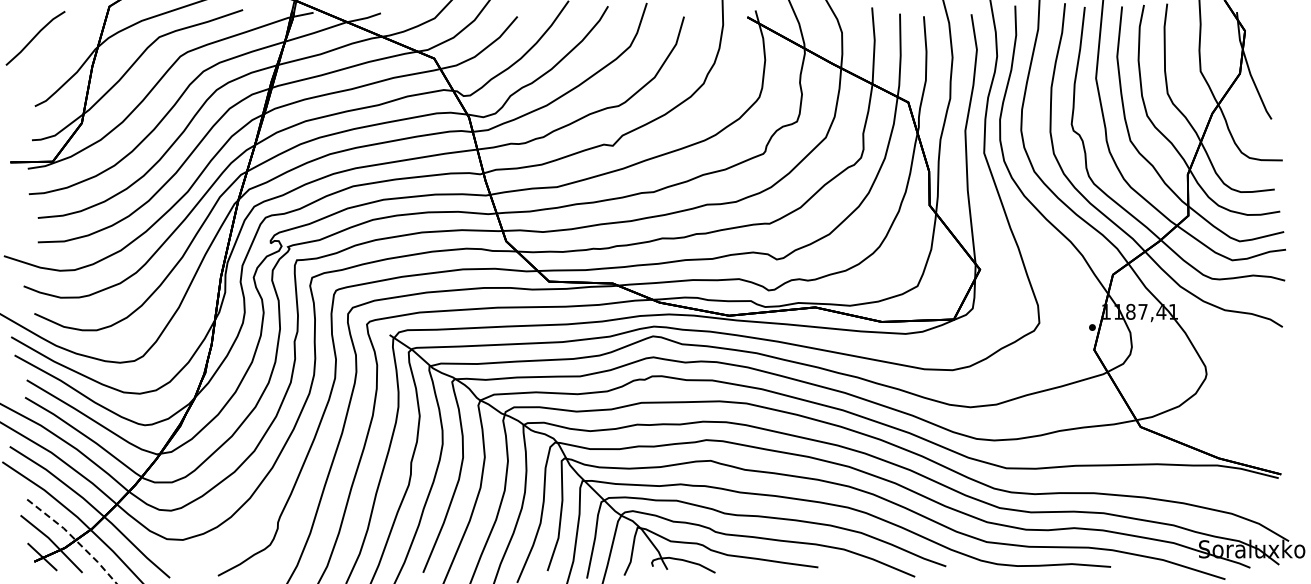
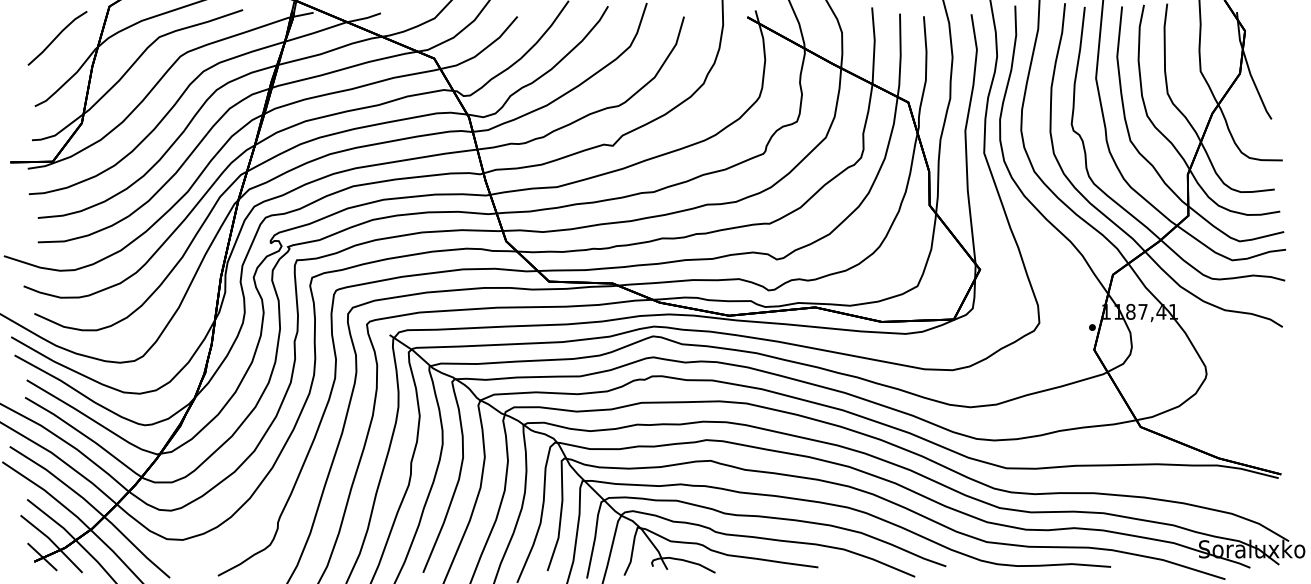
line position: (35, 37) -> (57, 37) (57, 37)
line: dashed -> solid (74, 538)
